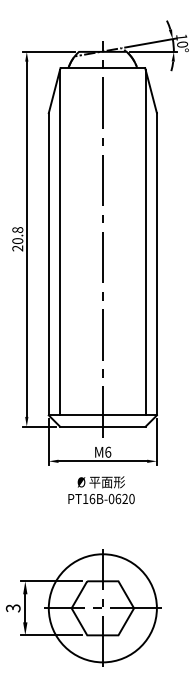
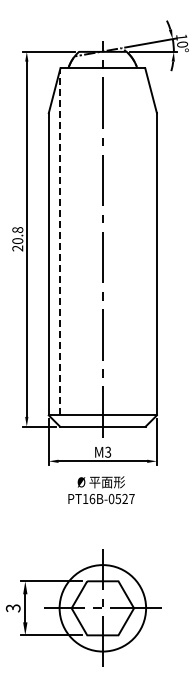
line: solid -> dashed (59, 242)
line: present -> none (145, 242)
text: 6 -> 3 (108, 451)
text: PT16B-0620 -> PT16B-0527 (124, 499)
circle diameter: 108 px -> 86 px (102, 608)
